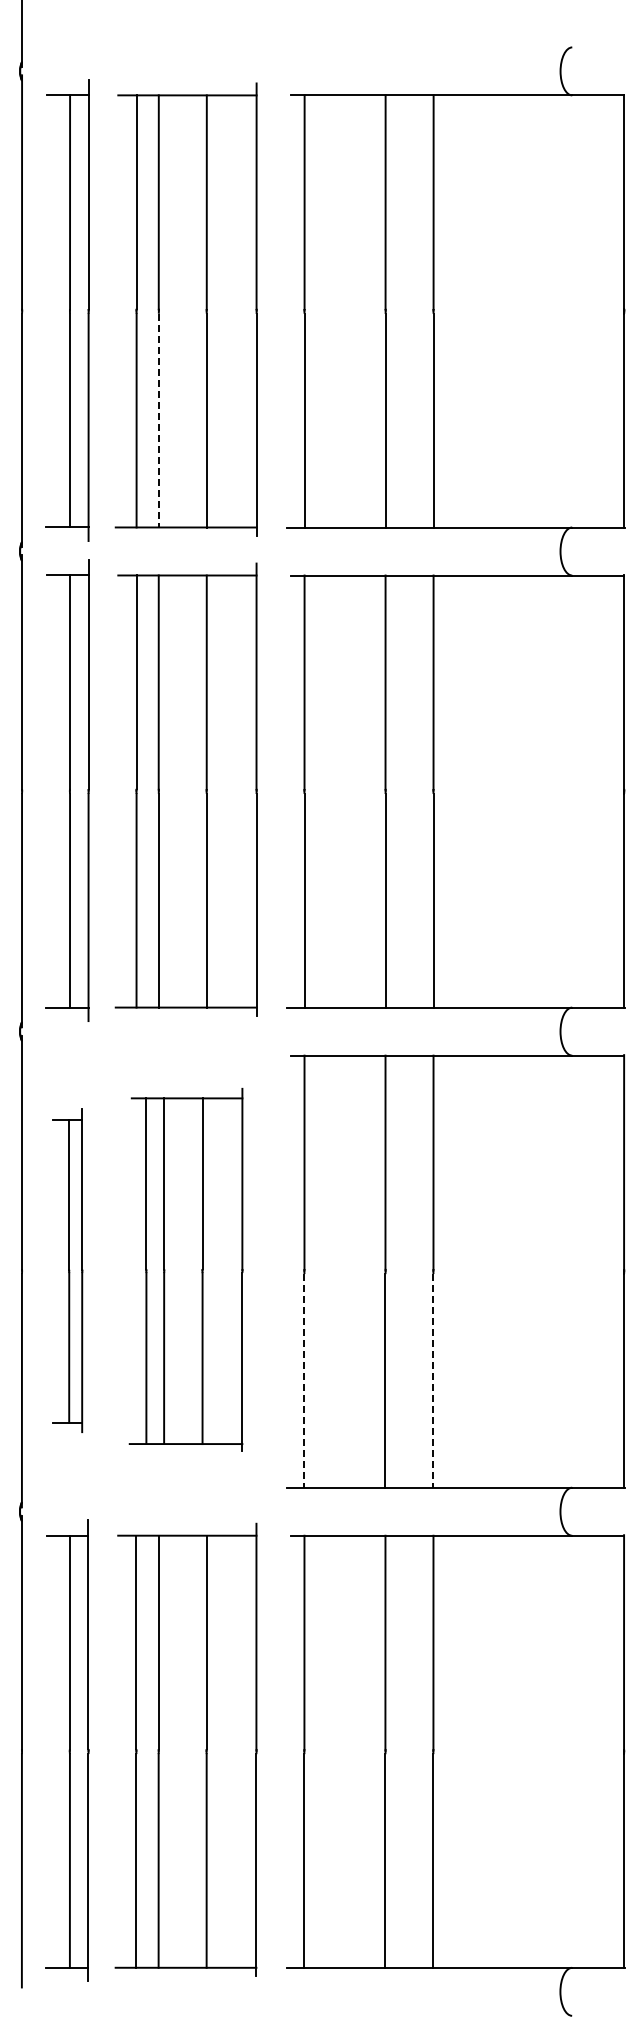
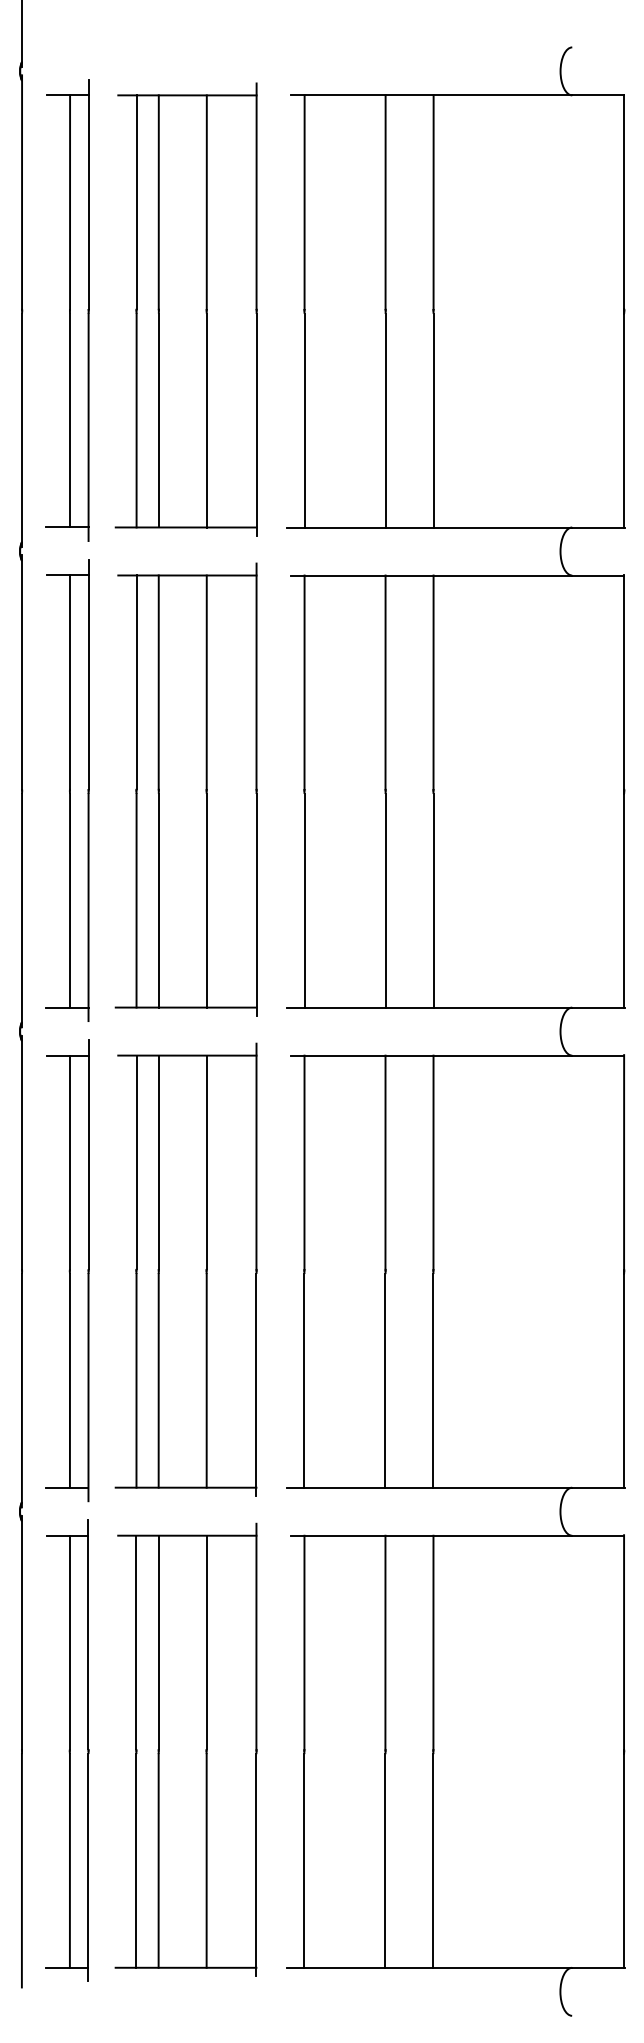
line: dashed -> solid (158, 420)
part size: 116x365 px -> 144x455 px (185, 1269)
part size: 32x325 px -> 45x464 px (67, 1270)
line: dashed -> solid (304, 1380)
line: dashed -> solid (433, 1380)
